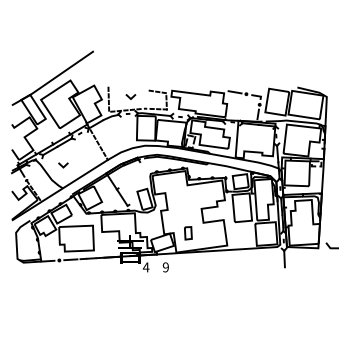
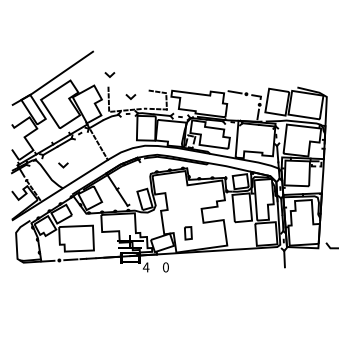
line: none -> present (108, 74)
text: 9 -> 0 (165, 267)
